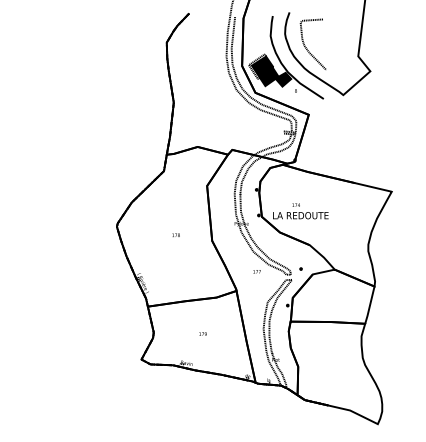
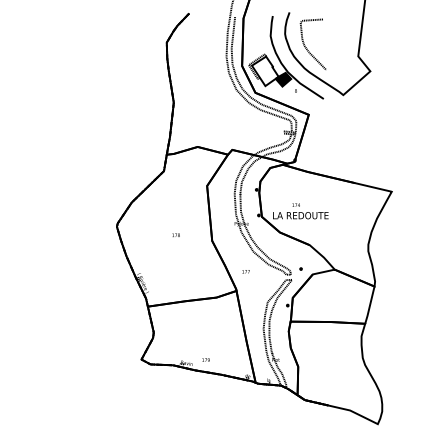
fill: present -> none (264, 71)
text position: (256, 271) -> (245, 271) (245, 271)
text position: (202, 333) -> (205, 359) (205, 359)
